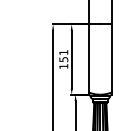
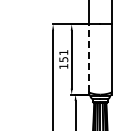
line: solid -> dashed (88, 58)
